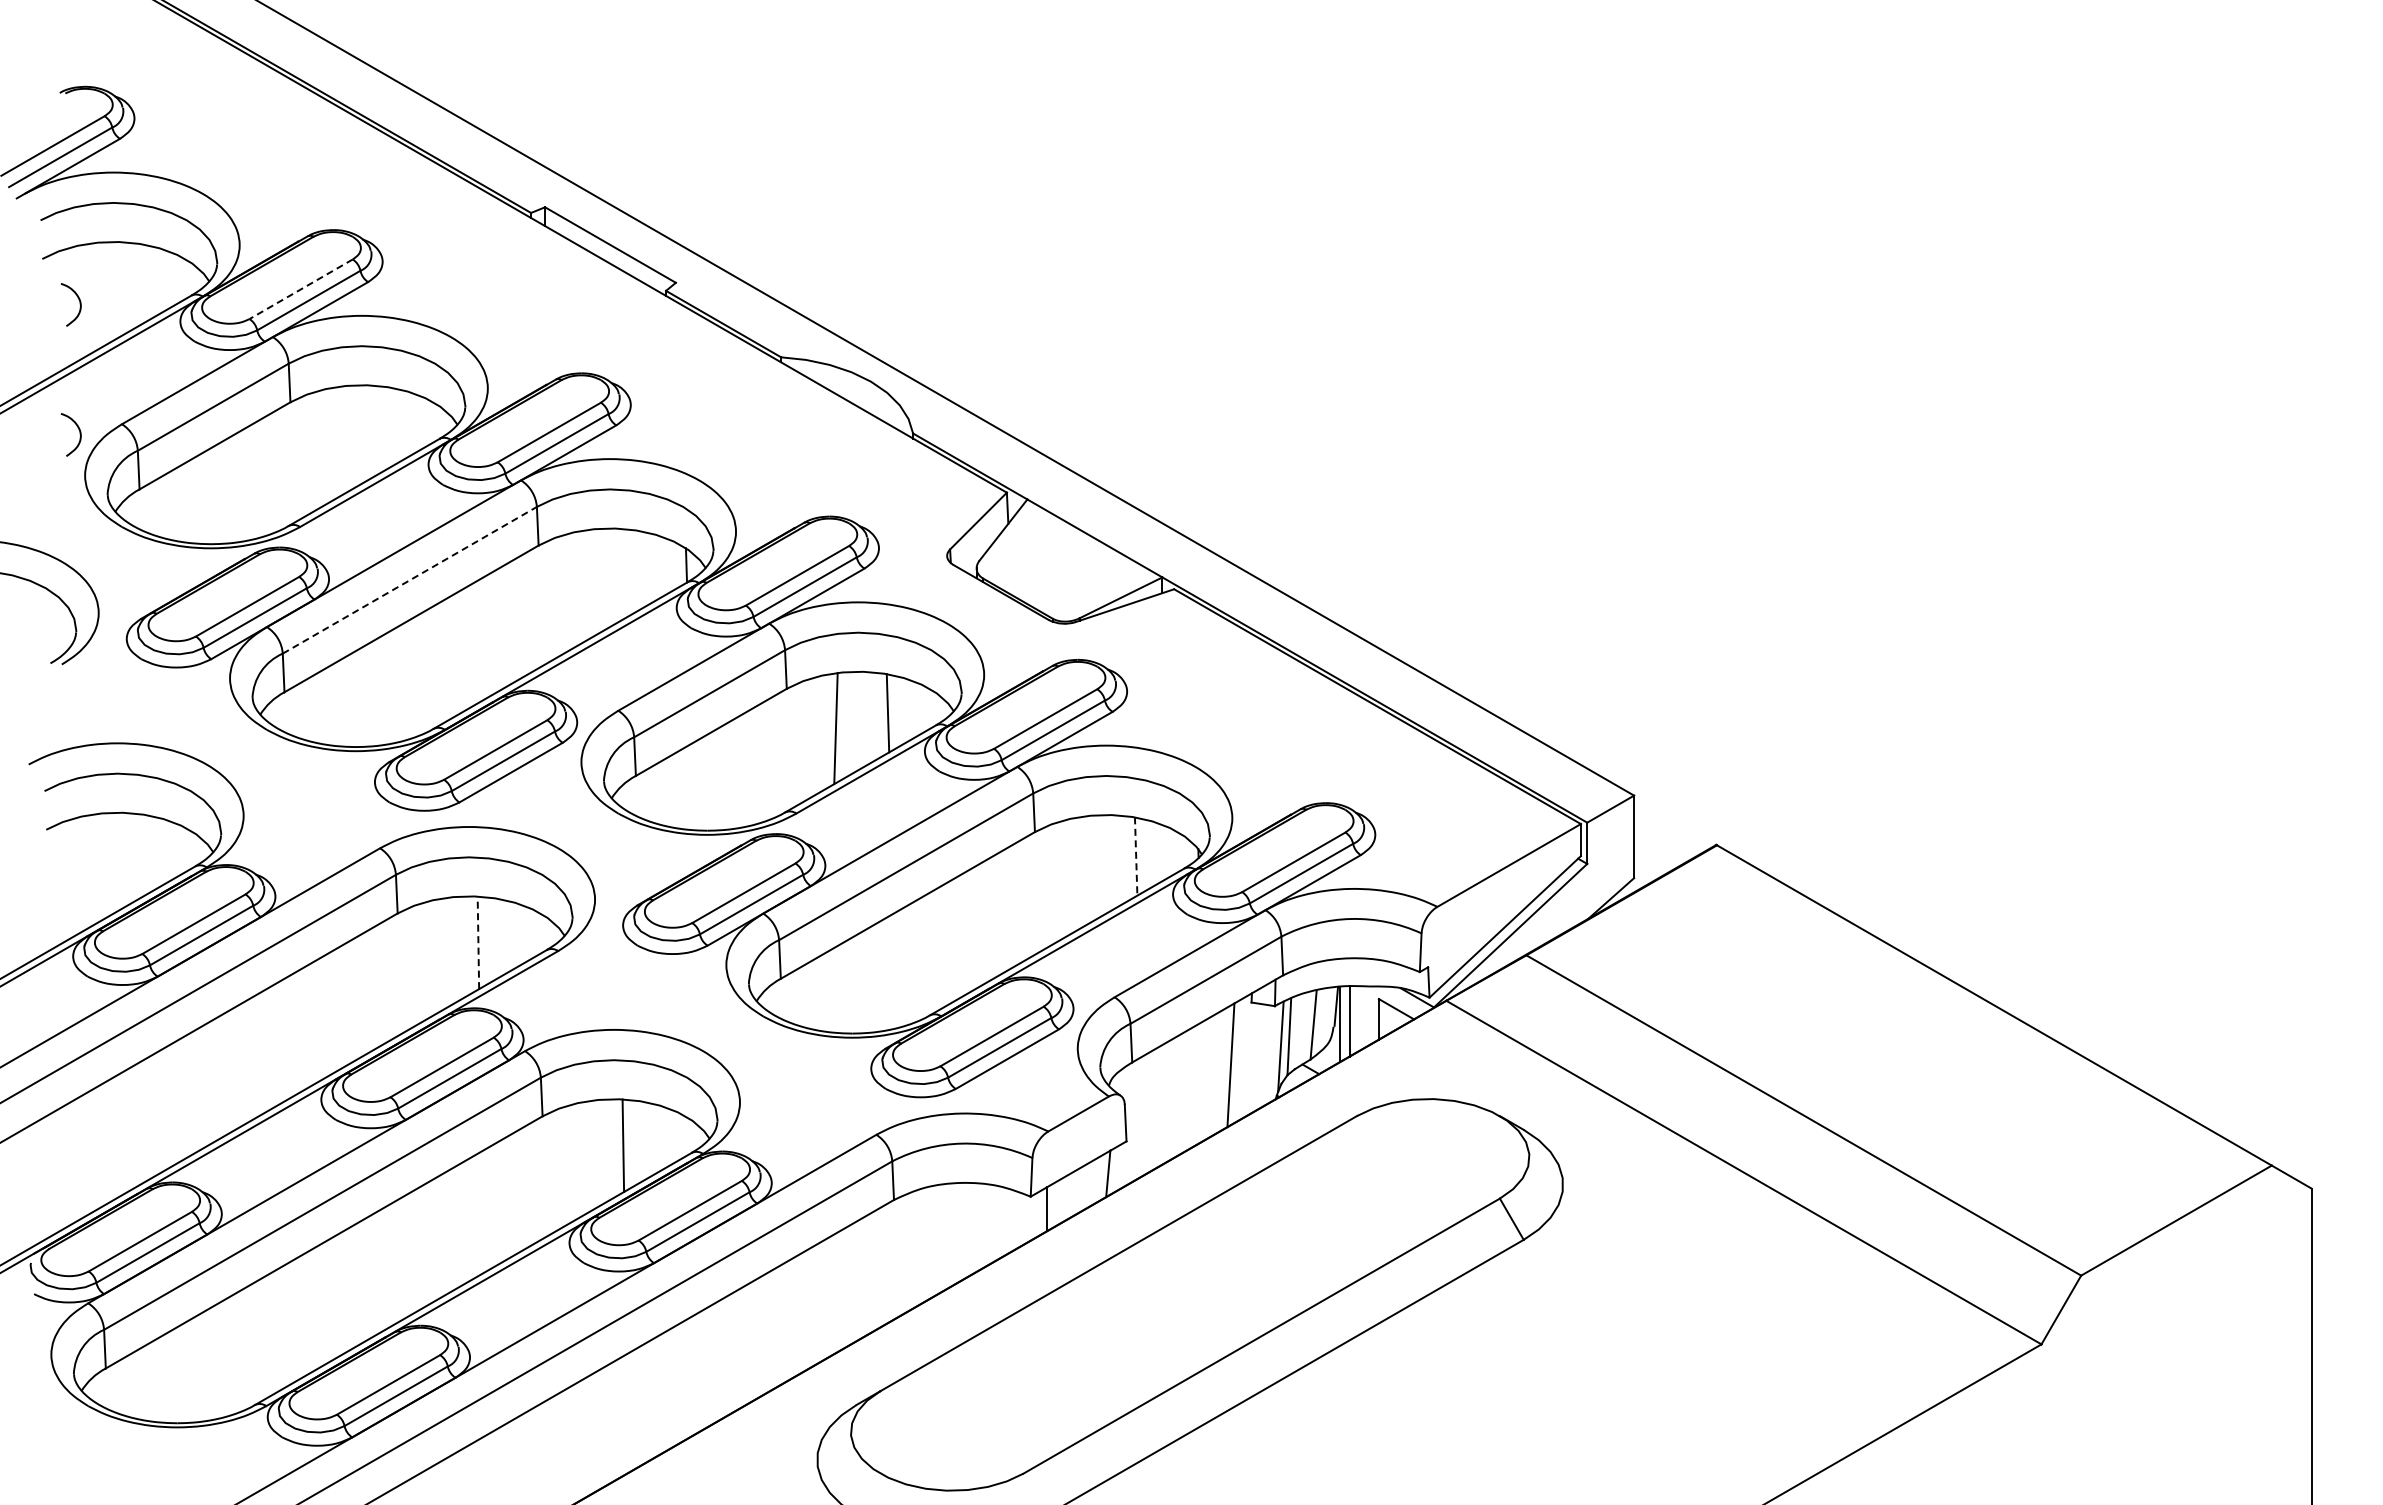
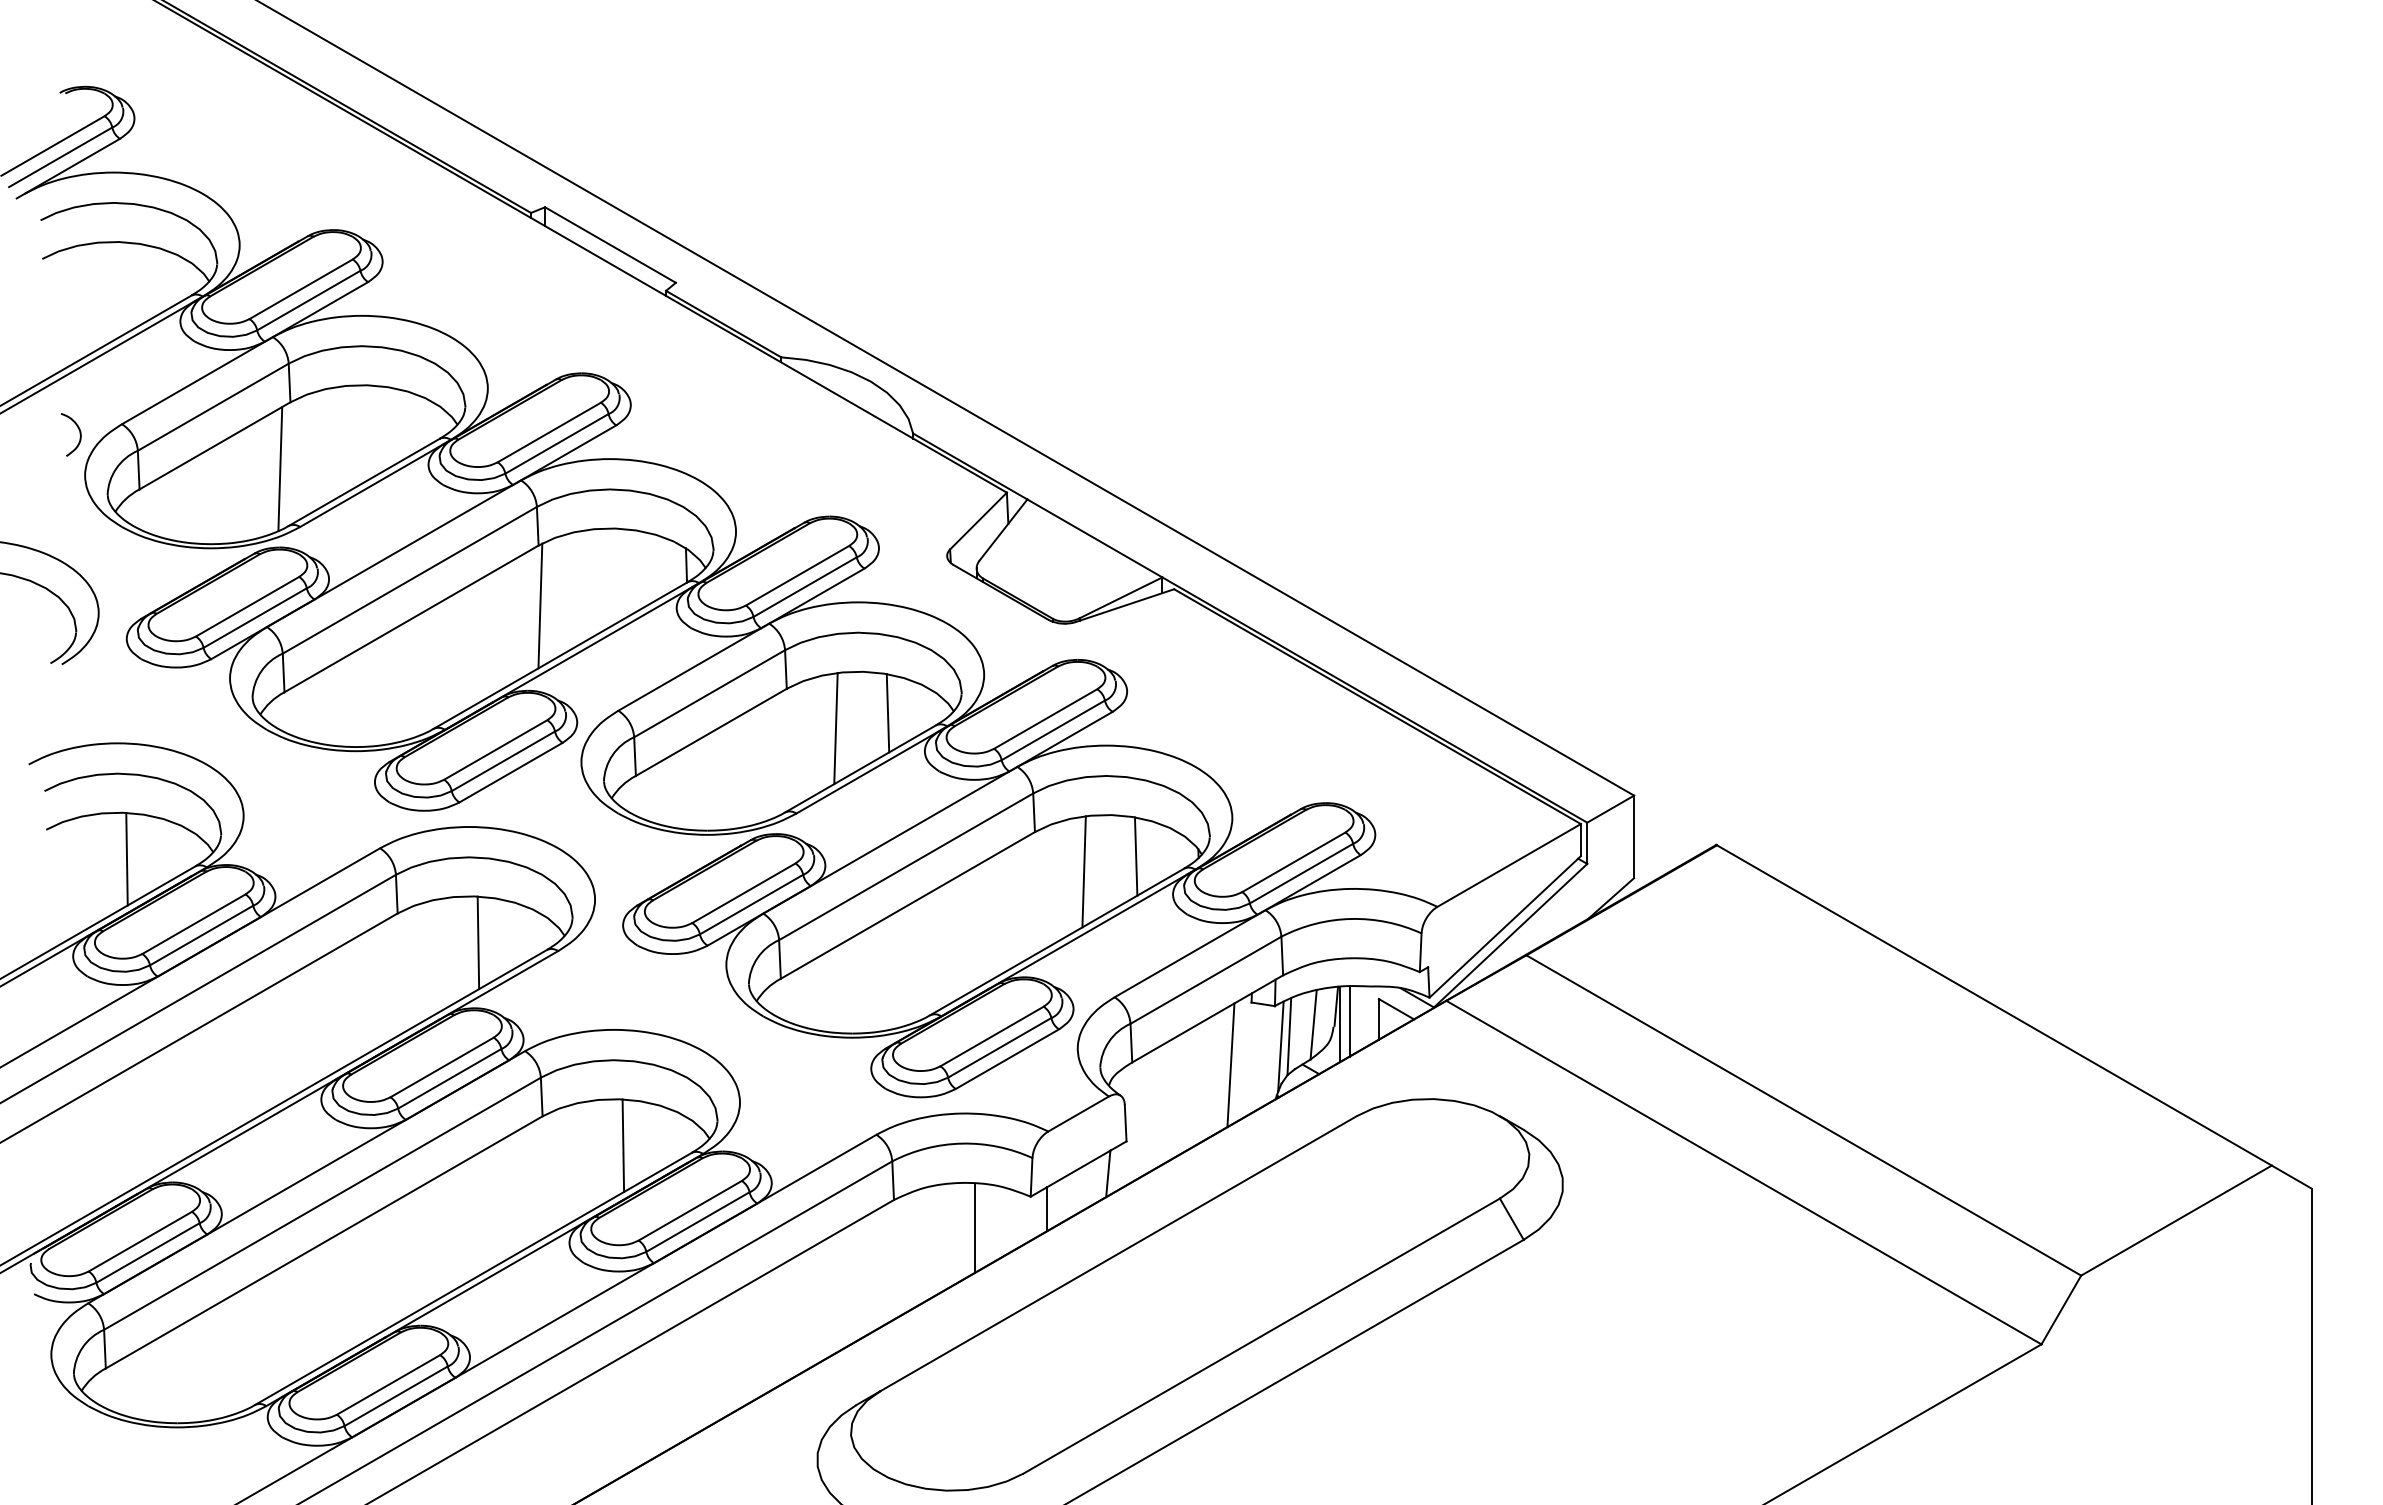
line: dashed -> solid (301, 289)
curve: present -> none (79, 304)
line: none -> present (280, 469)
line: dashed -> solid (409, 580)
line: none -> present (540, 605)
line: dashed -> solid (1136, 857)
line: none -> present (126, 858)
line: none -> present (1083, 871)
line: dashed -> solid (478, 942)
line: none -> present (975, 1228)
